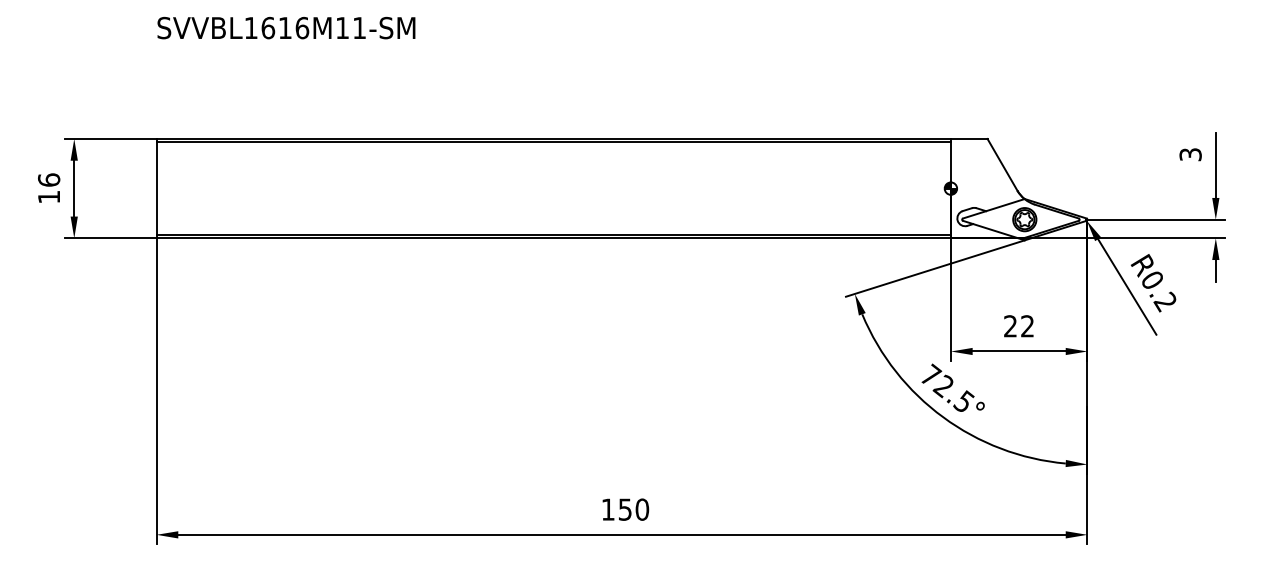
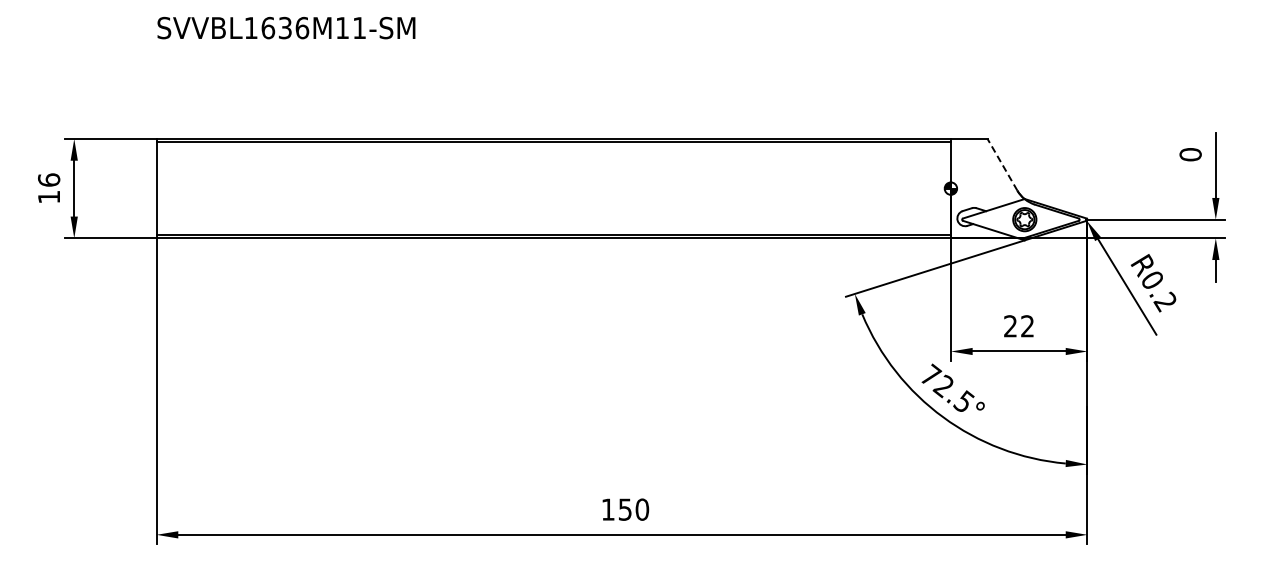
text: SVVBL1616M11-SM -> SVVBL1636M11-SM (284, 27)
text: 3 -> 0 (1190, 154)
line: solid -> dashed (1002, 164)
